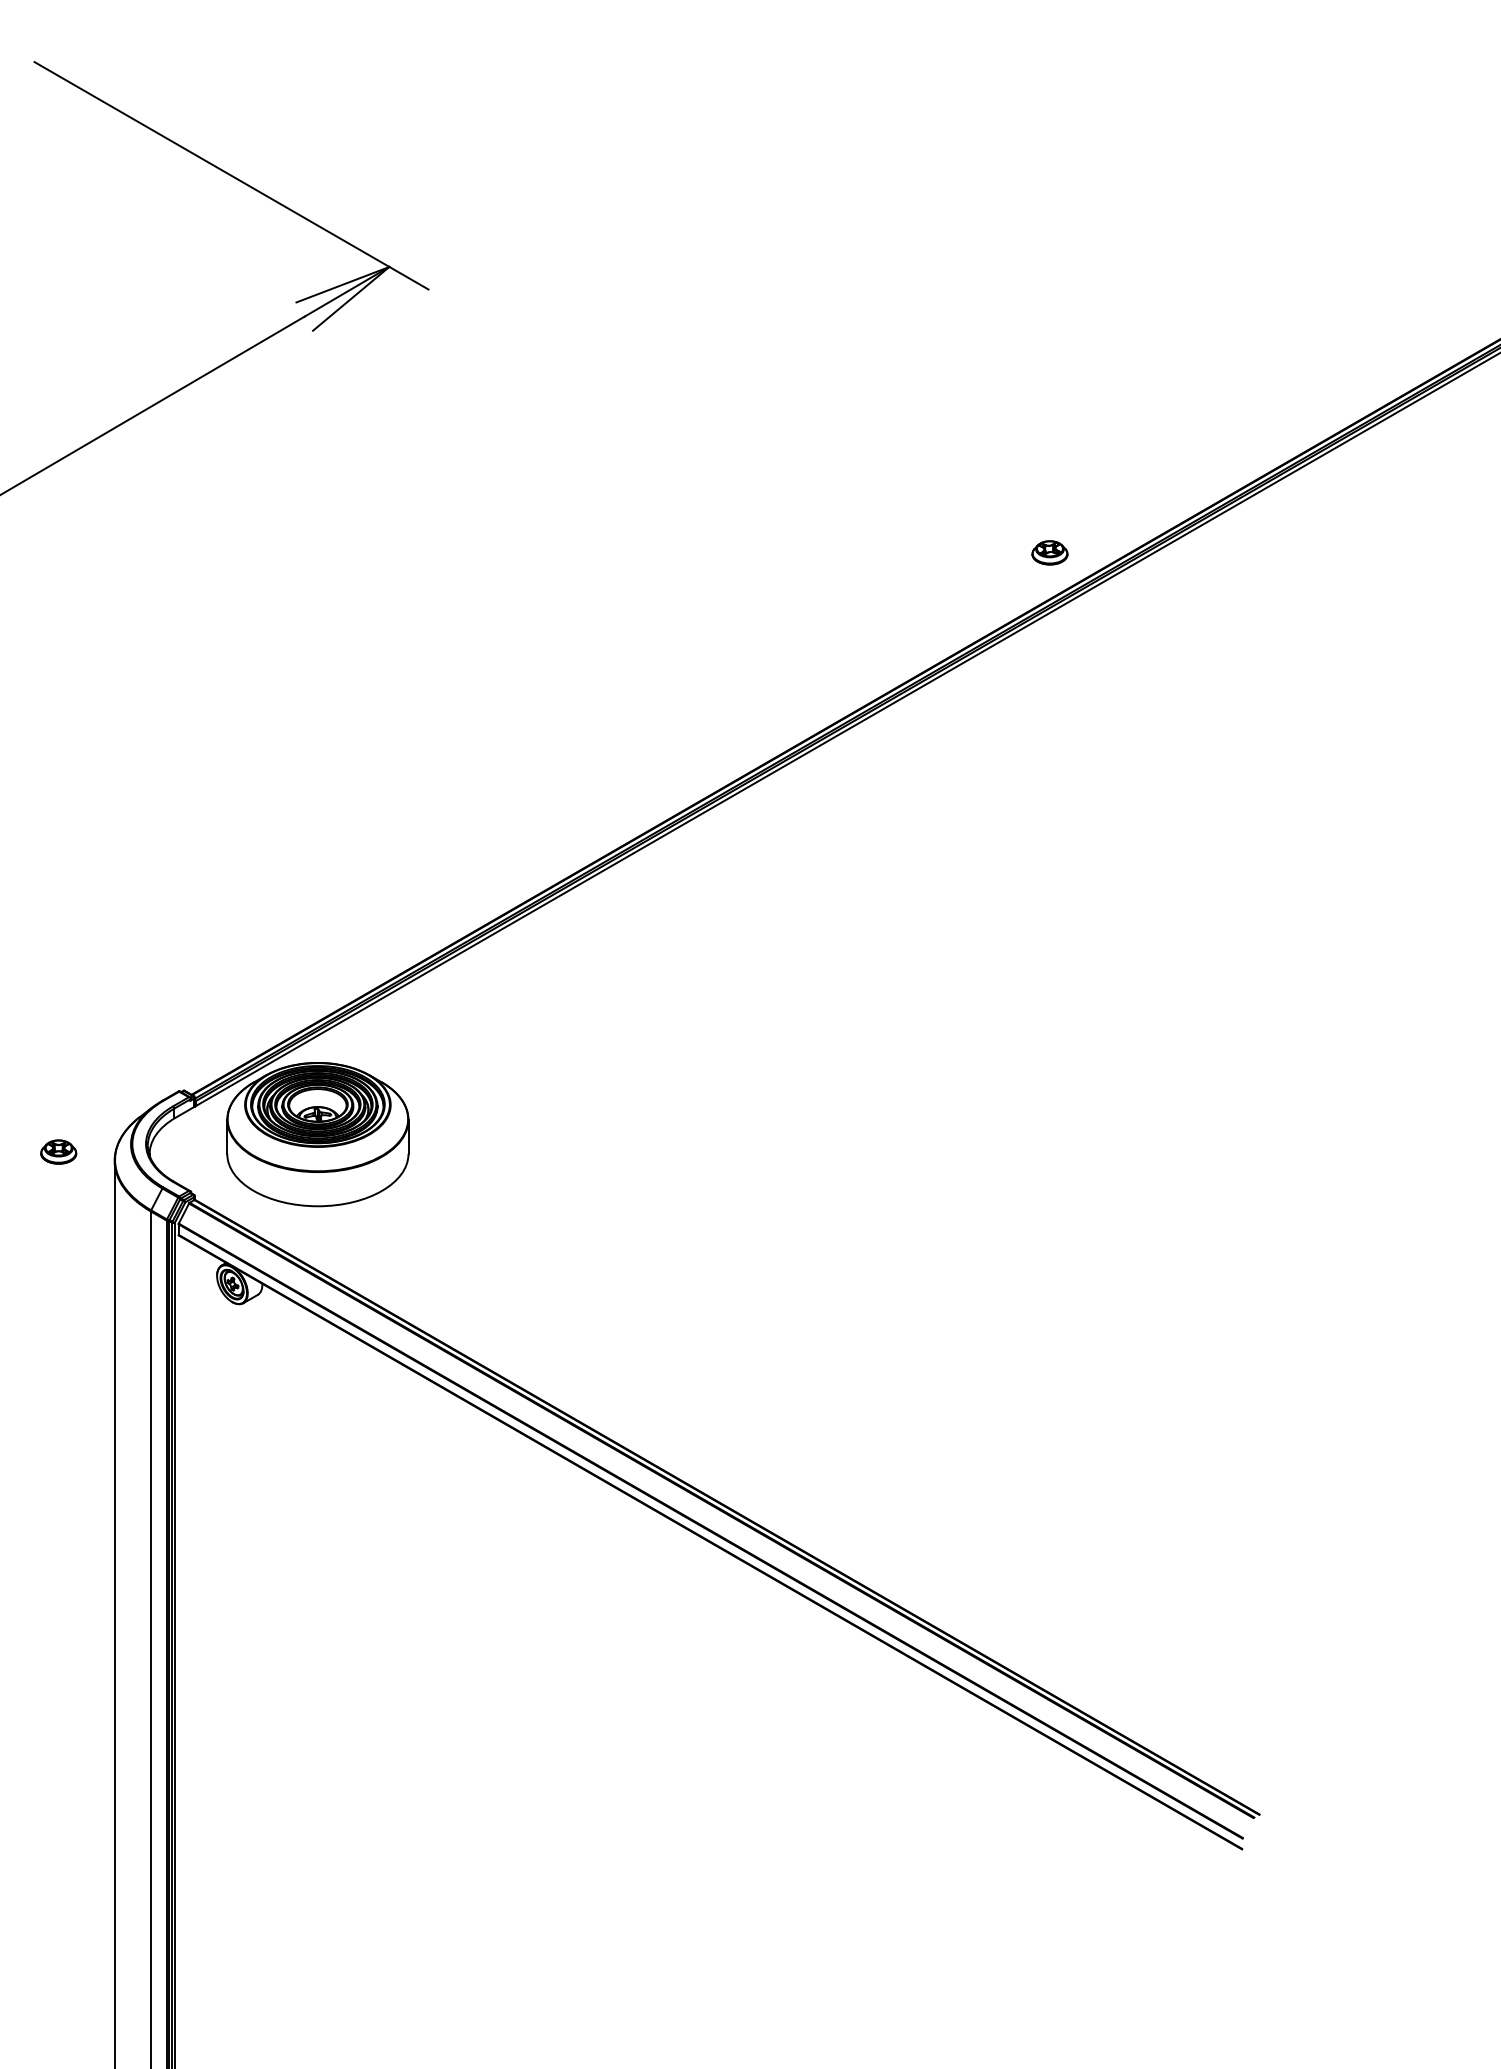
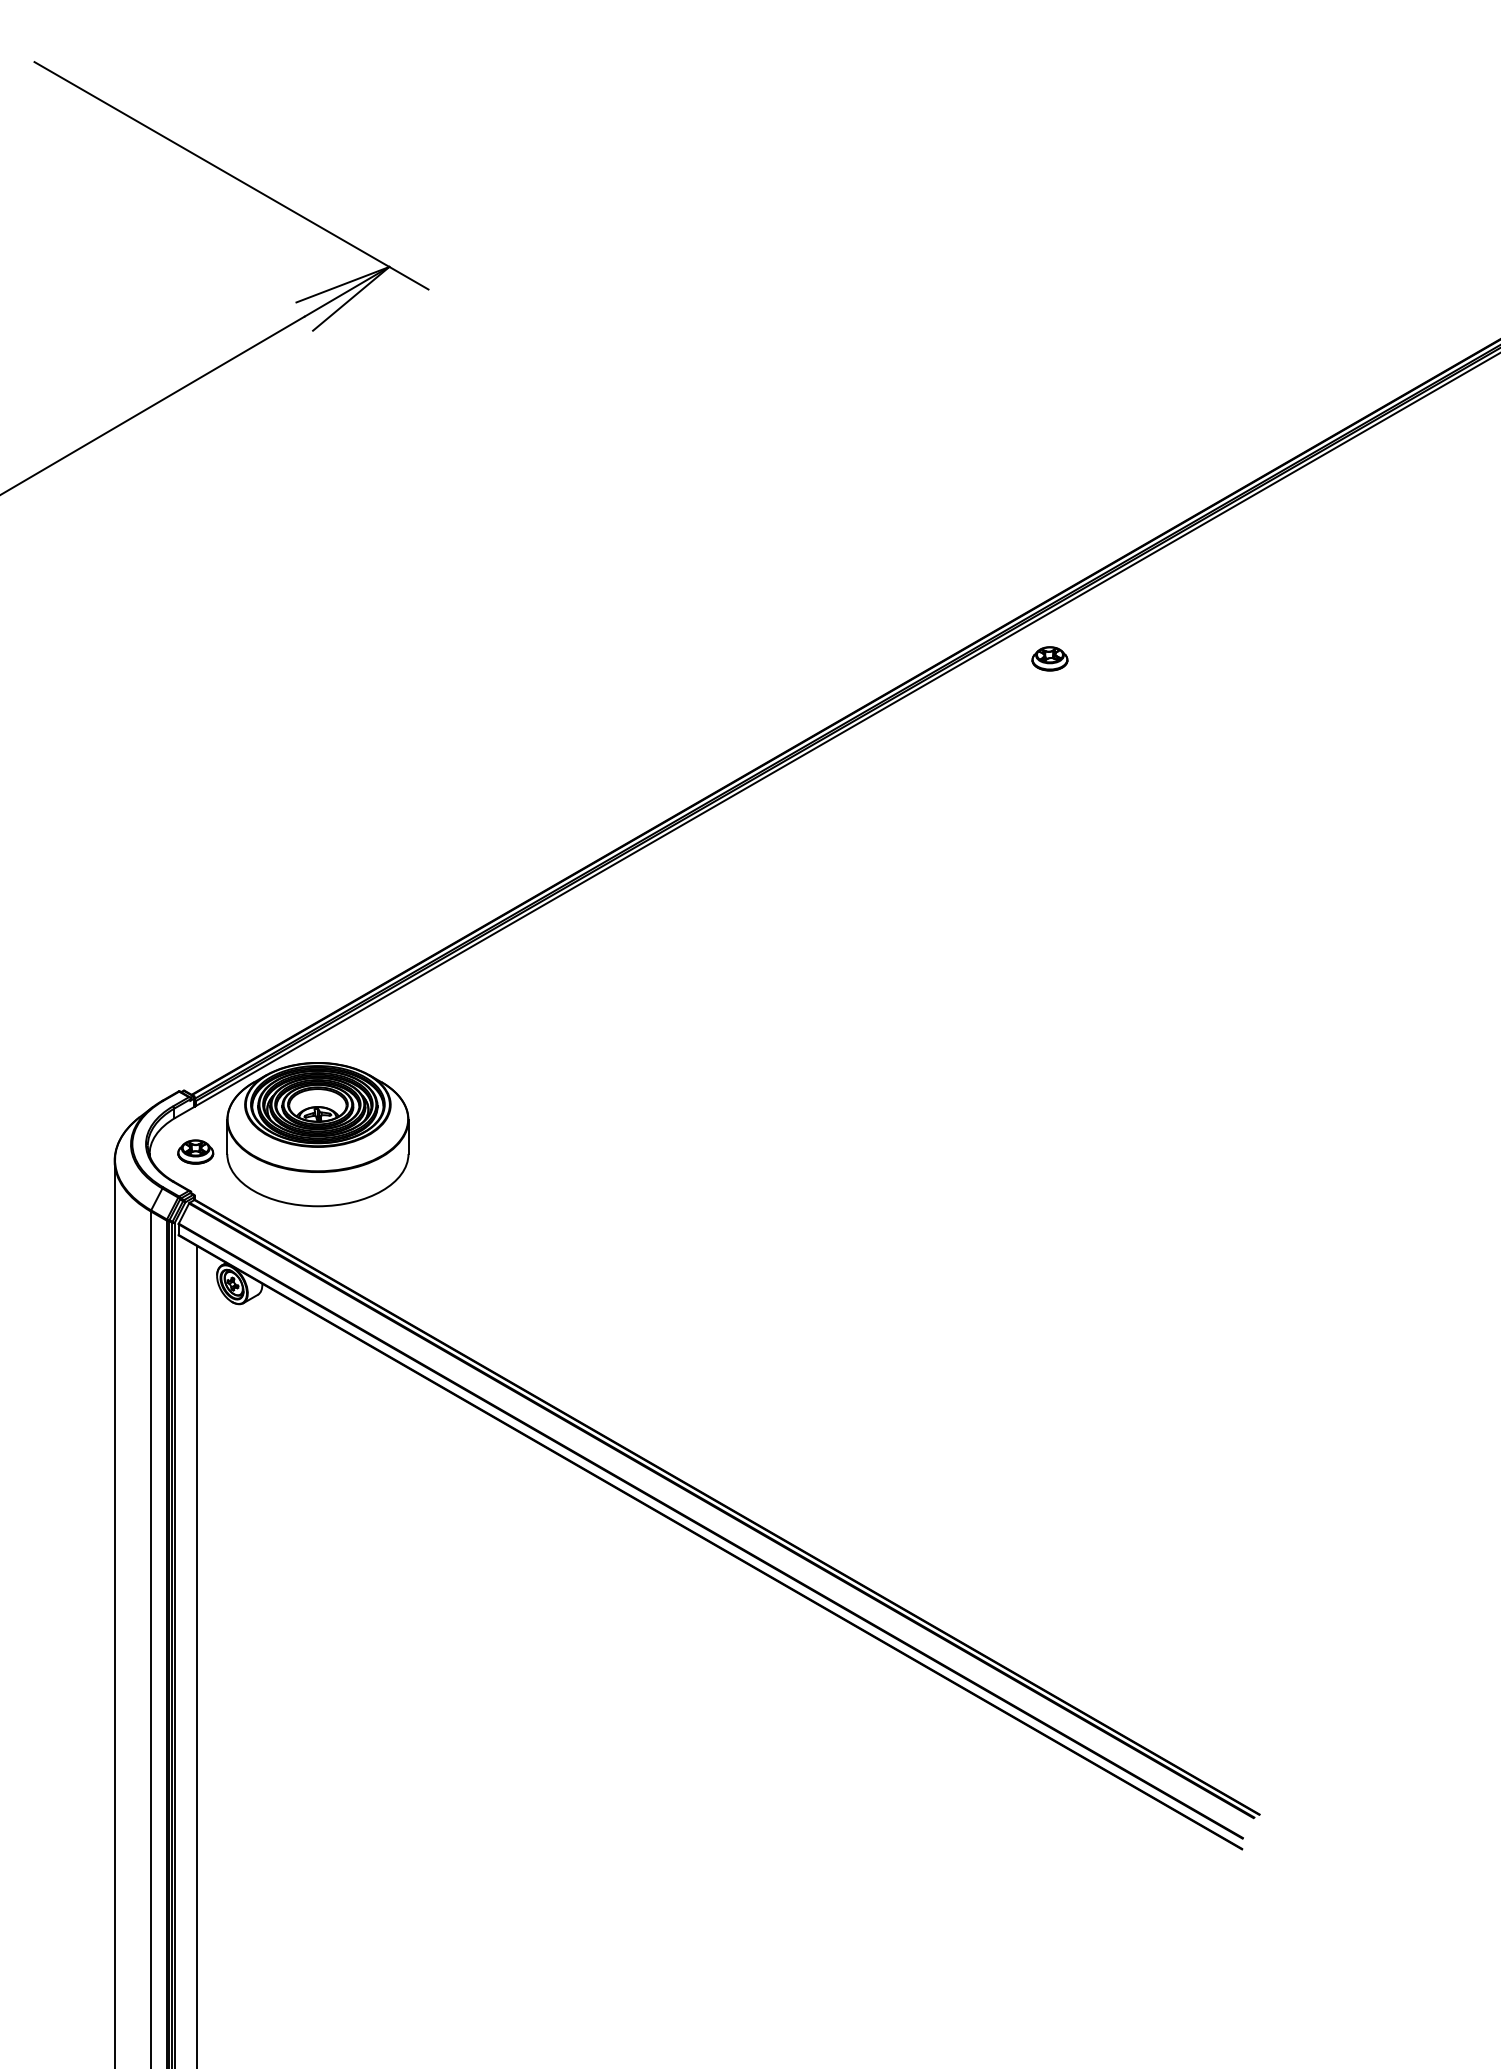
part position: (1049, 552) -> (1049, 658) (1049, 658)
part position: (58, 1151) -> (195, 1151) (195, 1151)
line: none -> present (196, 1655)
